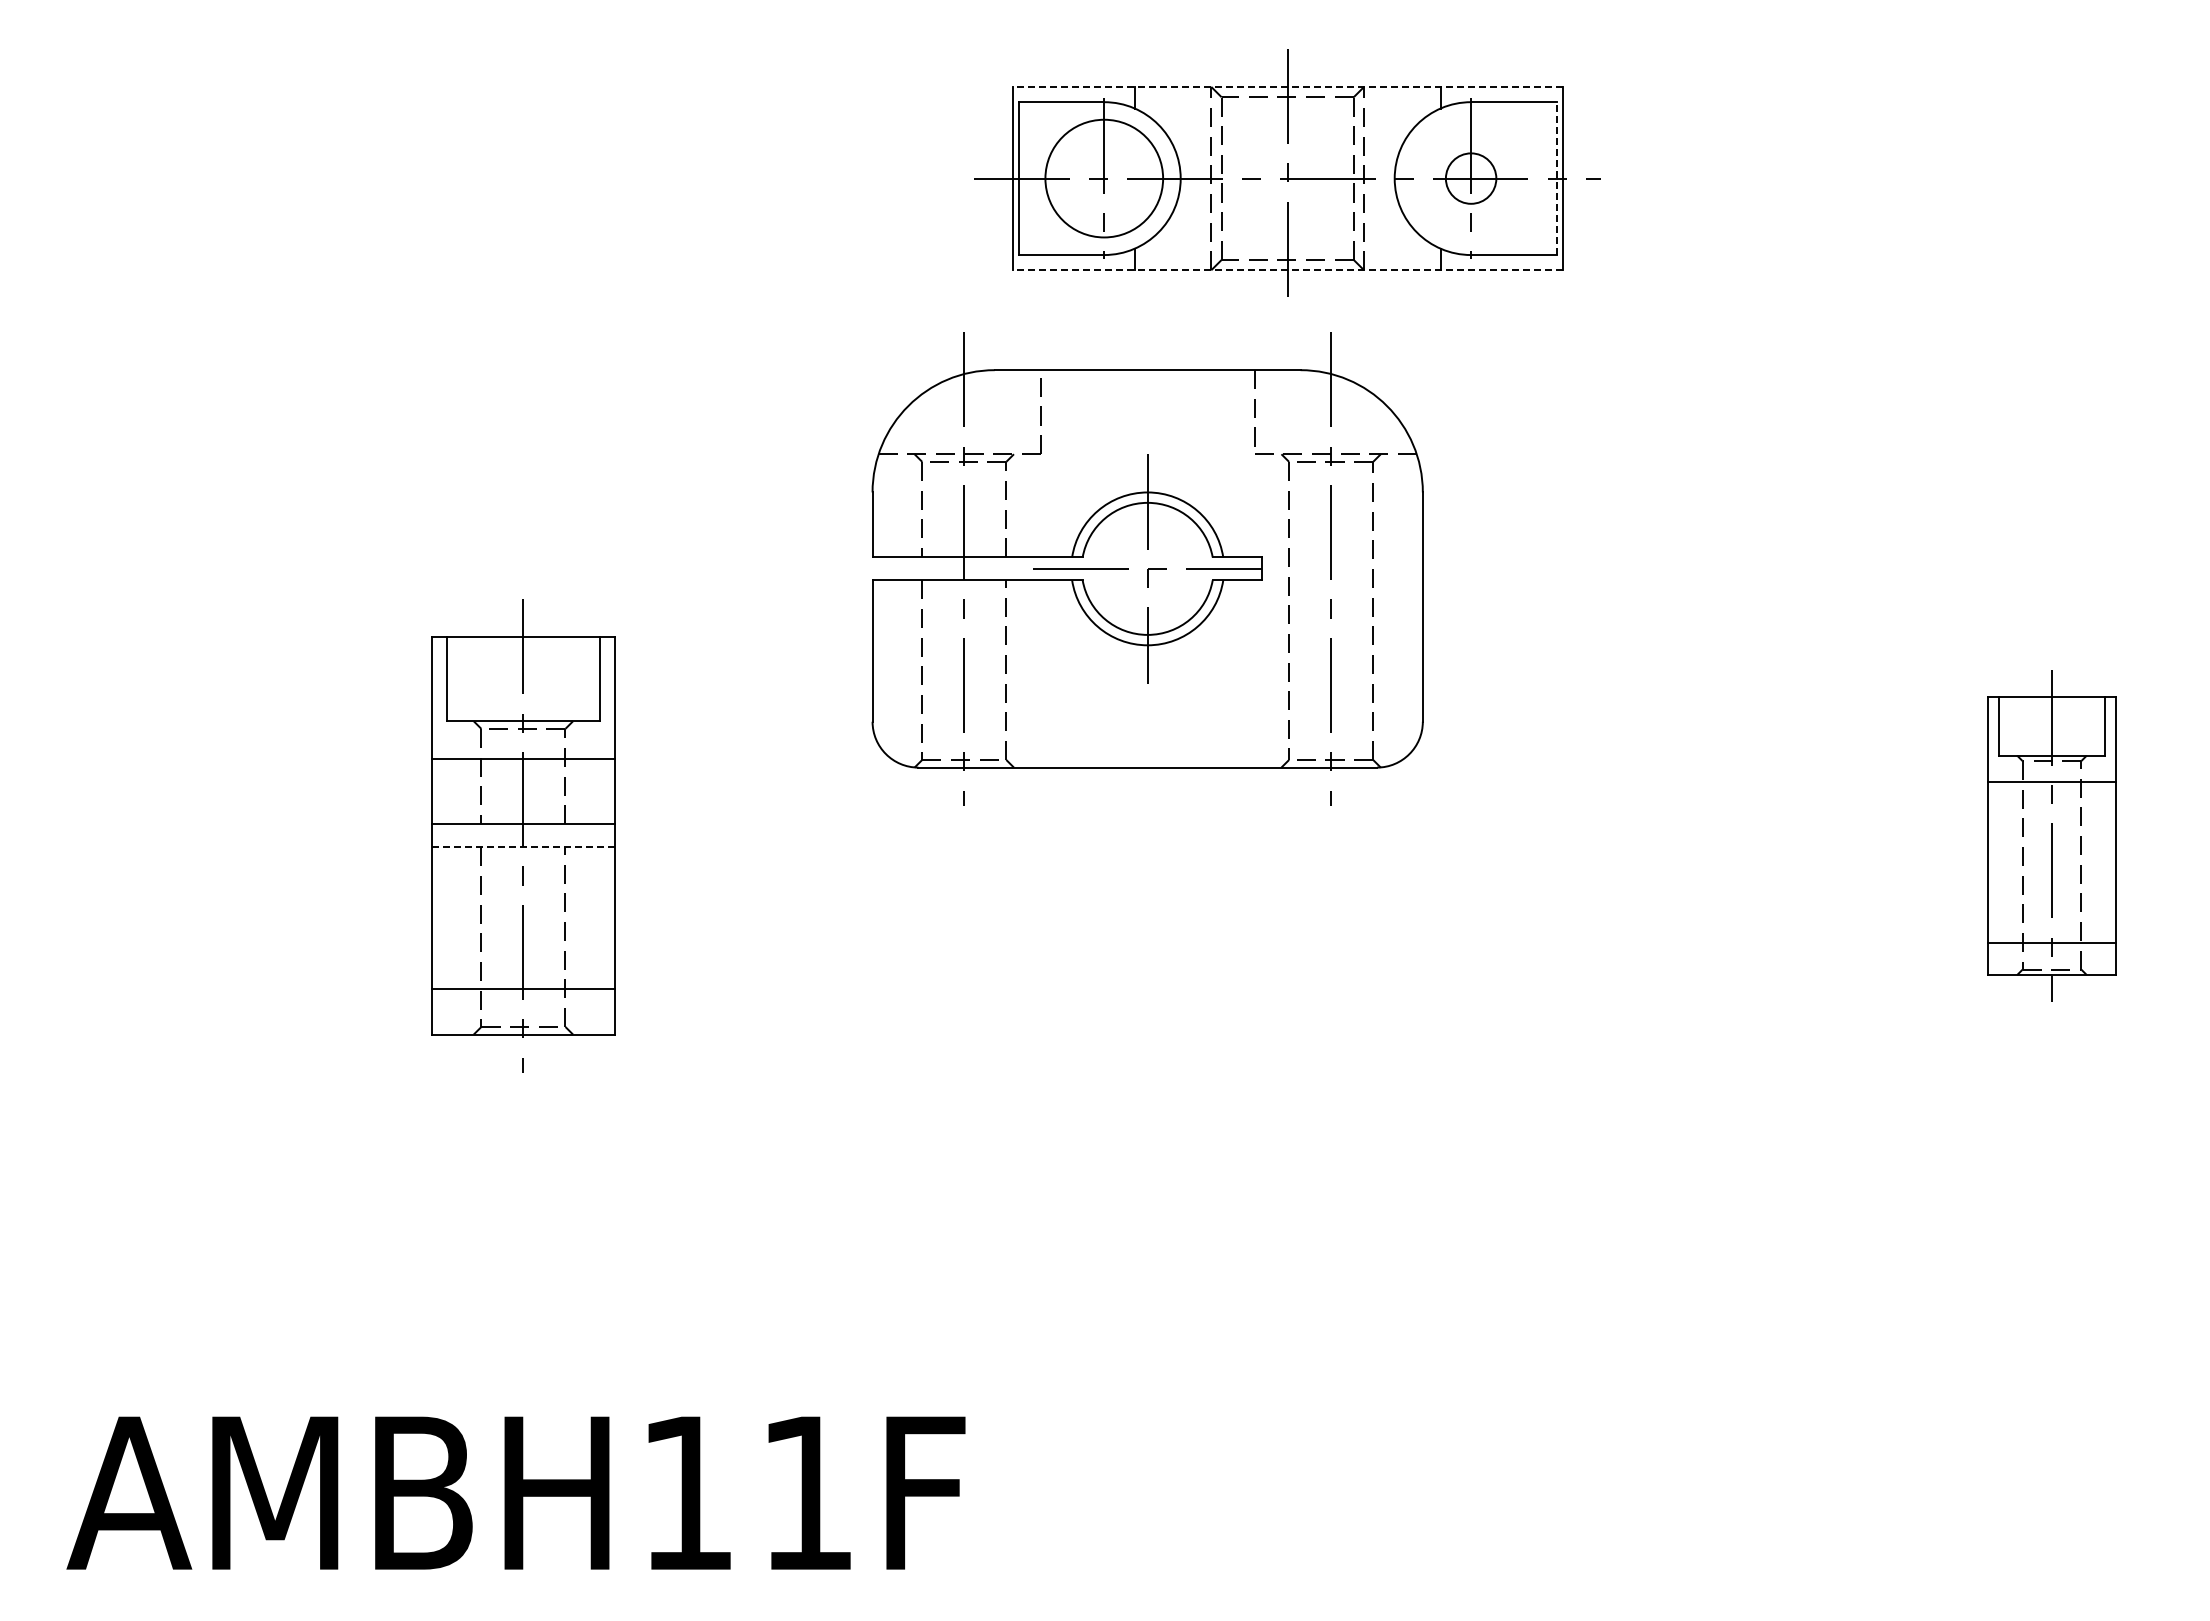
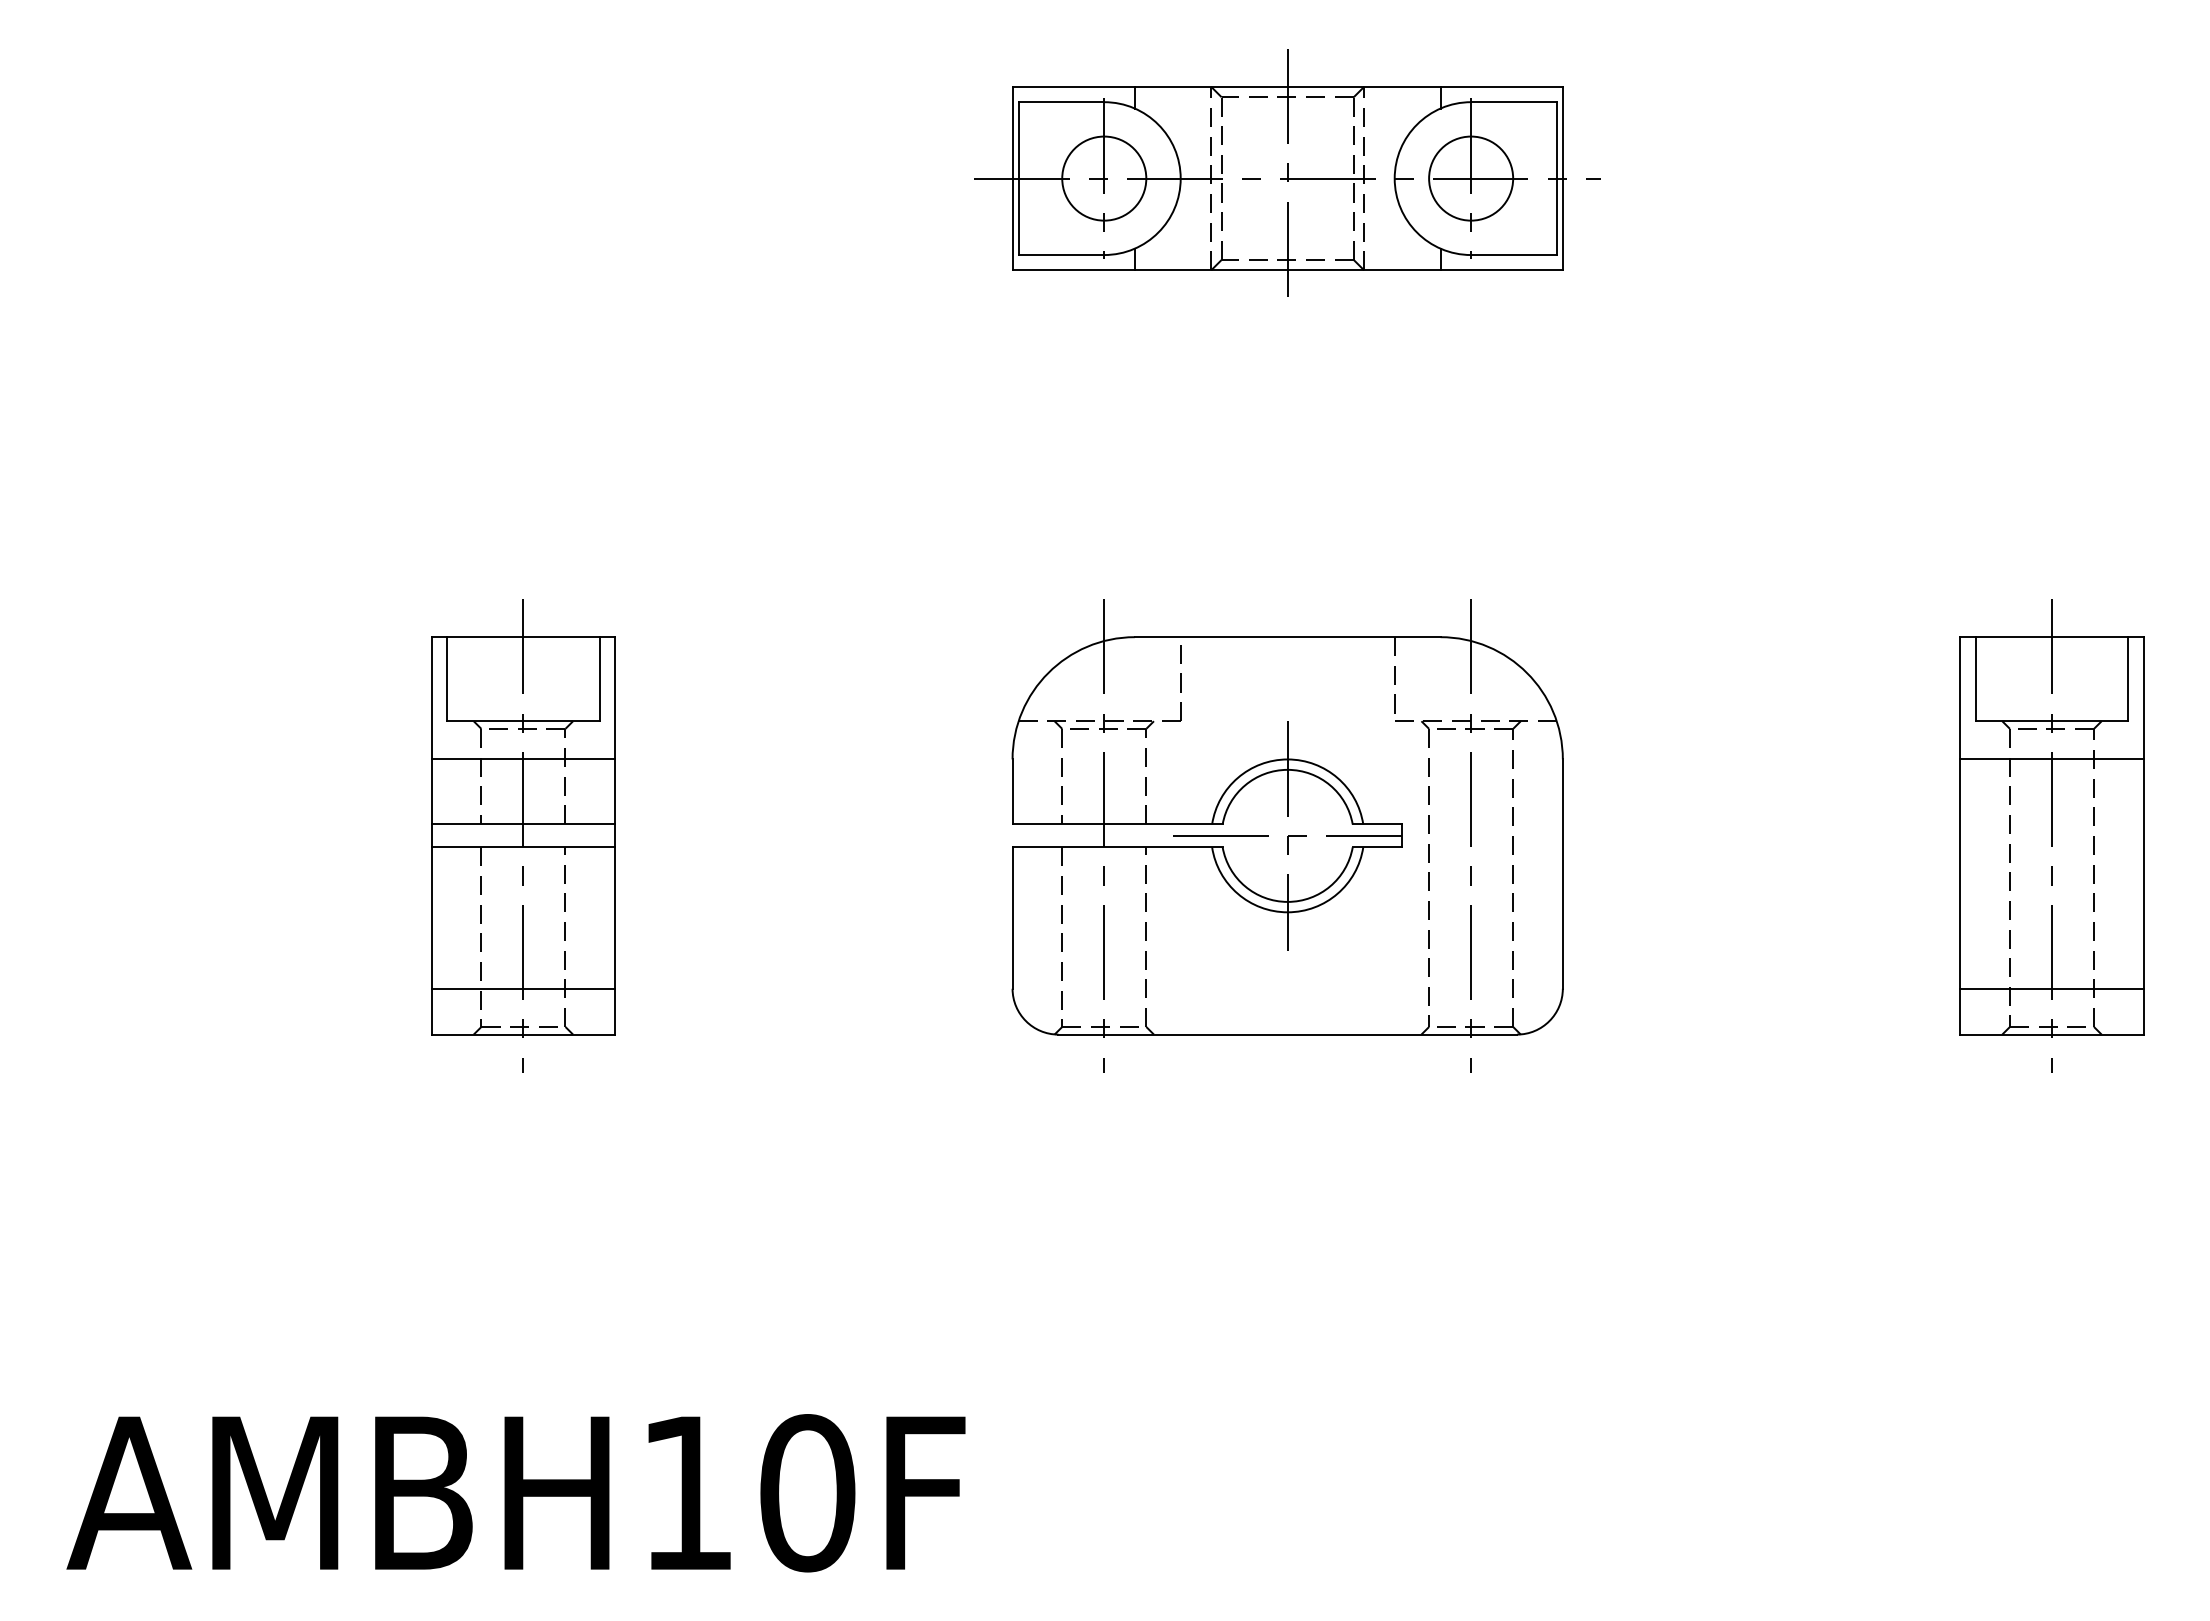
line: dashed -> solid (1287, 86)
circle diameter: 118 px -> 84 px (1104, 178)
circle diameter: 50 px -> 84 px (1471, 178)
line: dashed -> solid (1556, 178)
line: dashed -> solid (1287, 270)
part position: (1147, 568) -> (1287, 835) (1287, 835)
part size: 130x332 px -> 186x474 px (2051, 835)
line: dashed -> solid (523, 847)
text: AMBH11F -> AMBH10F (807, 1493)
